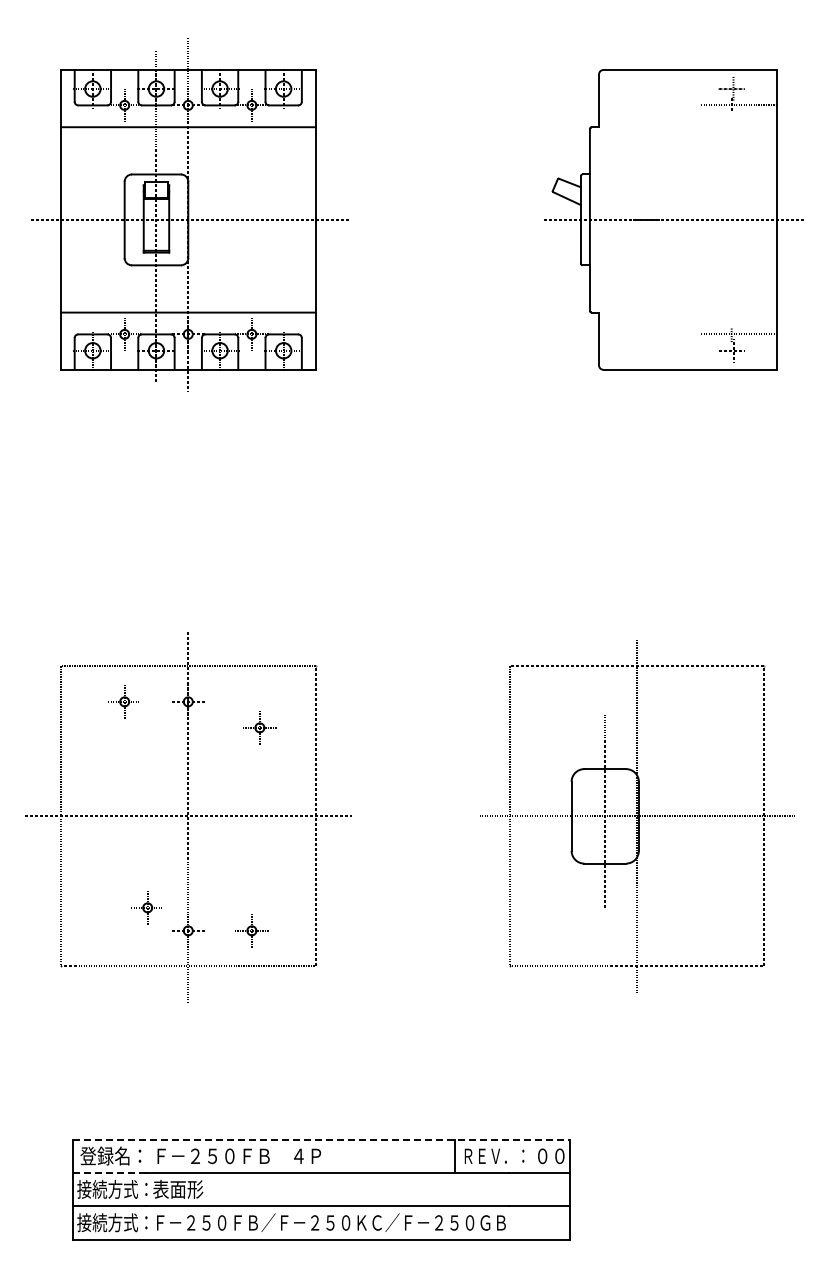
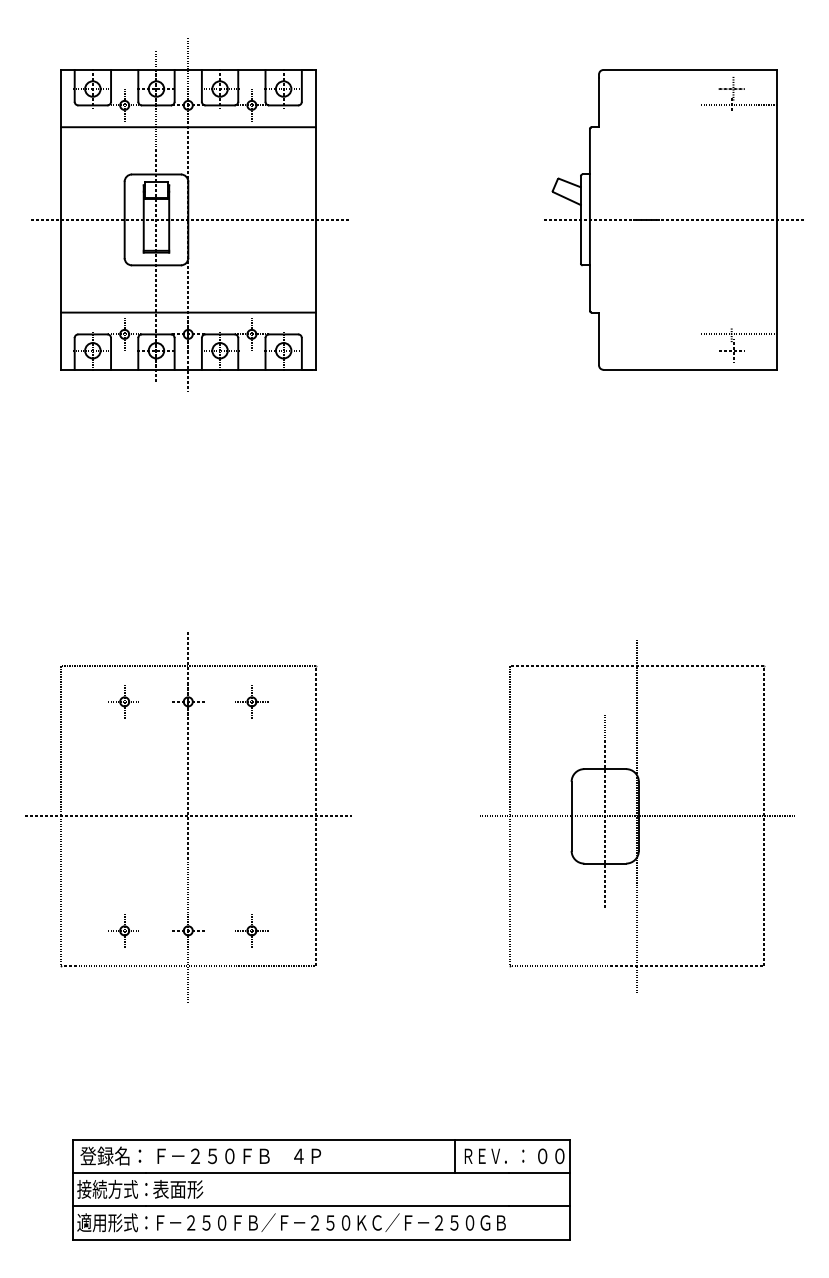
part position: (259, 727) -> (251, 701) (251, 701)
part position: (146, 907) -> (123, 930) (123, 930)
line: dashed -> solid (322, 1139)
line: dashed -> solid (110, 1173)
text: 接続方式： -> 適用形式： (99, 1222)
